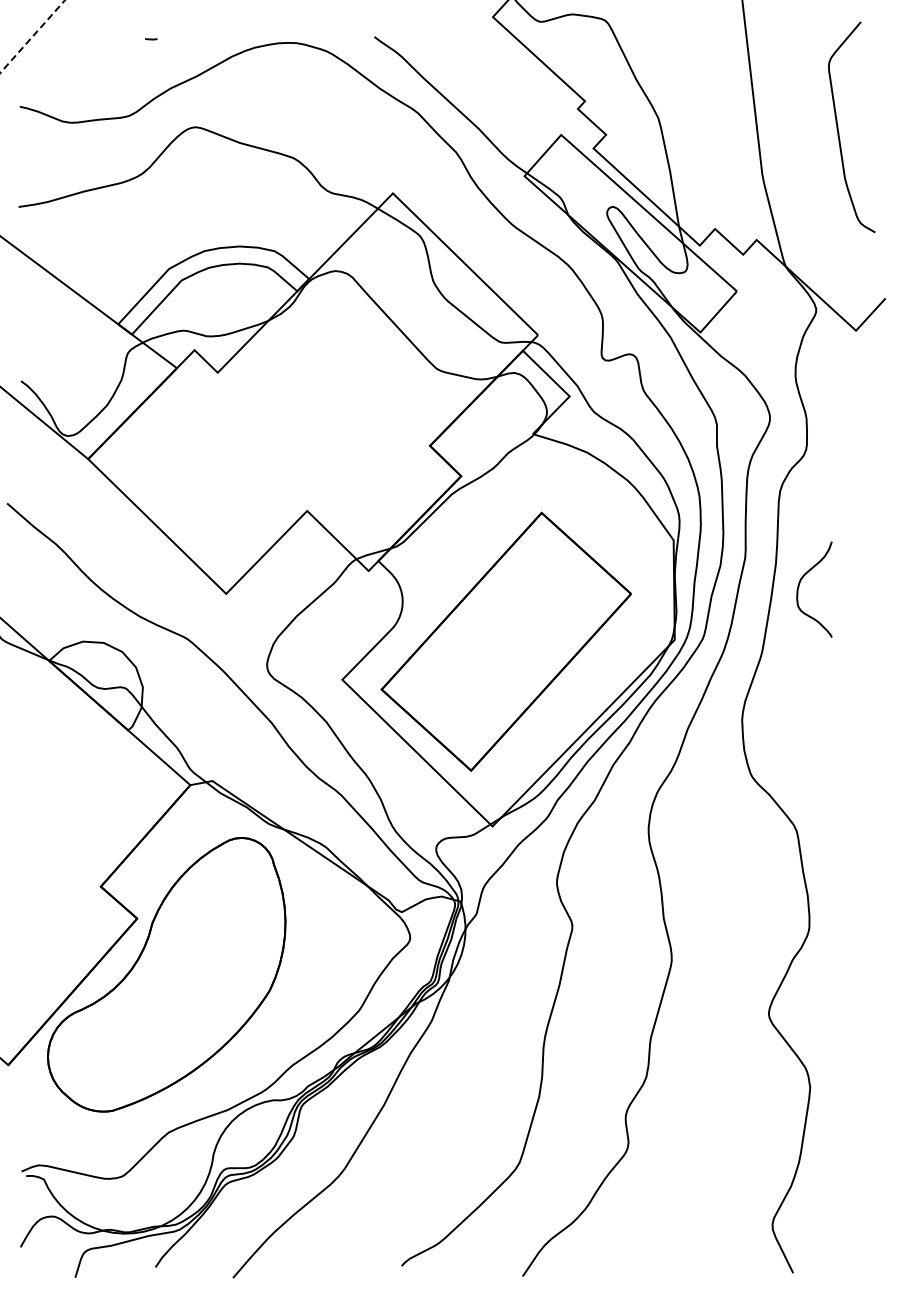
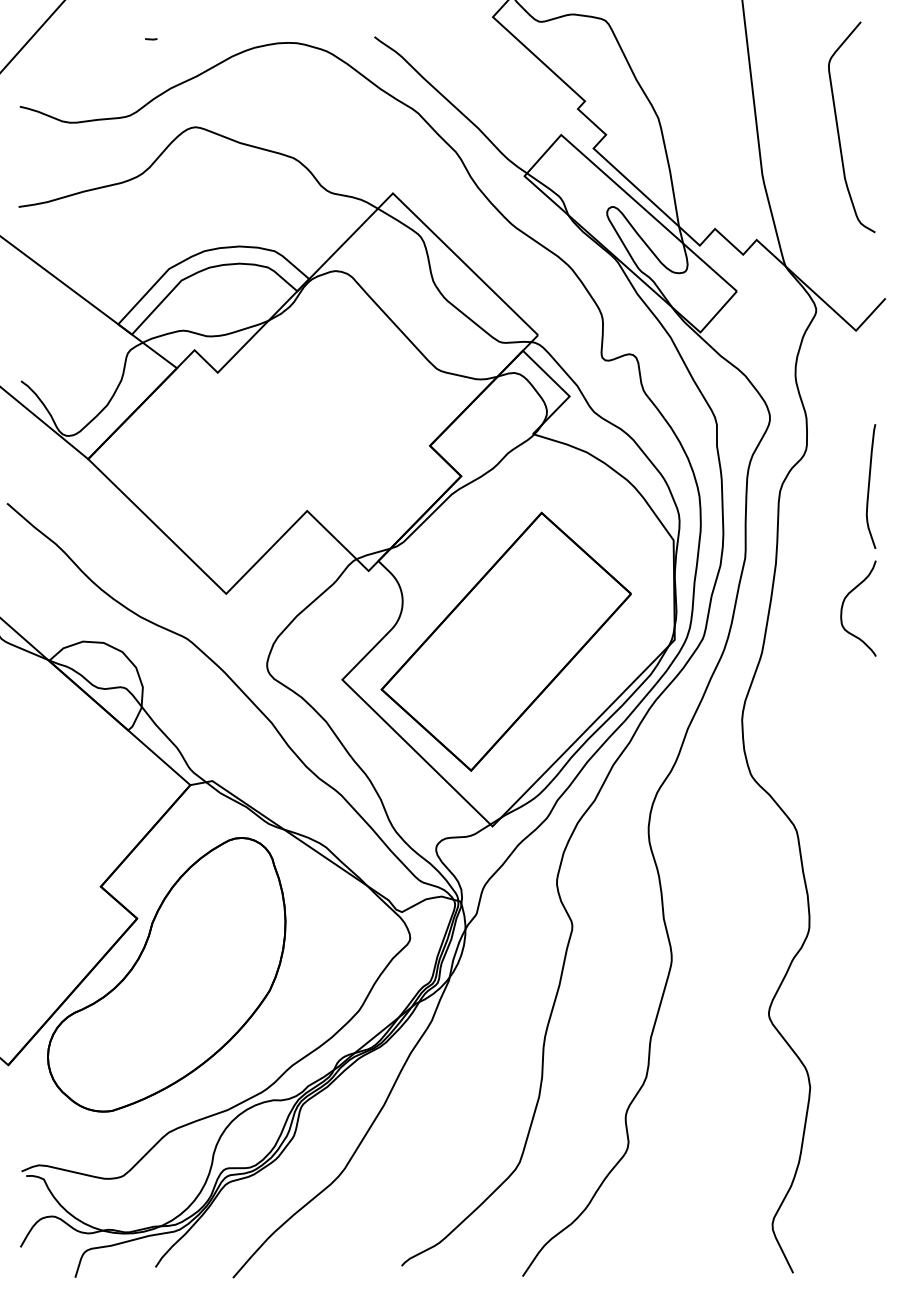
line: dashed -> solid (32, 36)
curve: none -> present (869, 486)
curve position: (799, 587) -> (843, 606) (843, 606)
